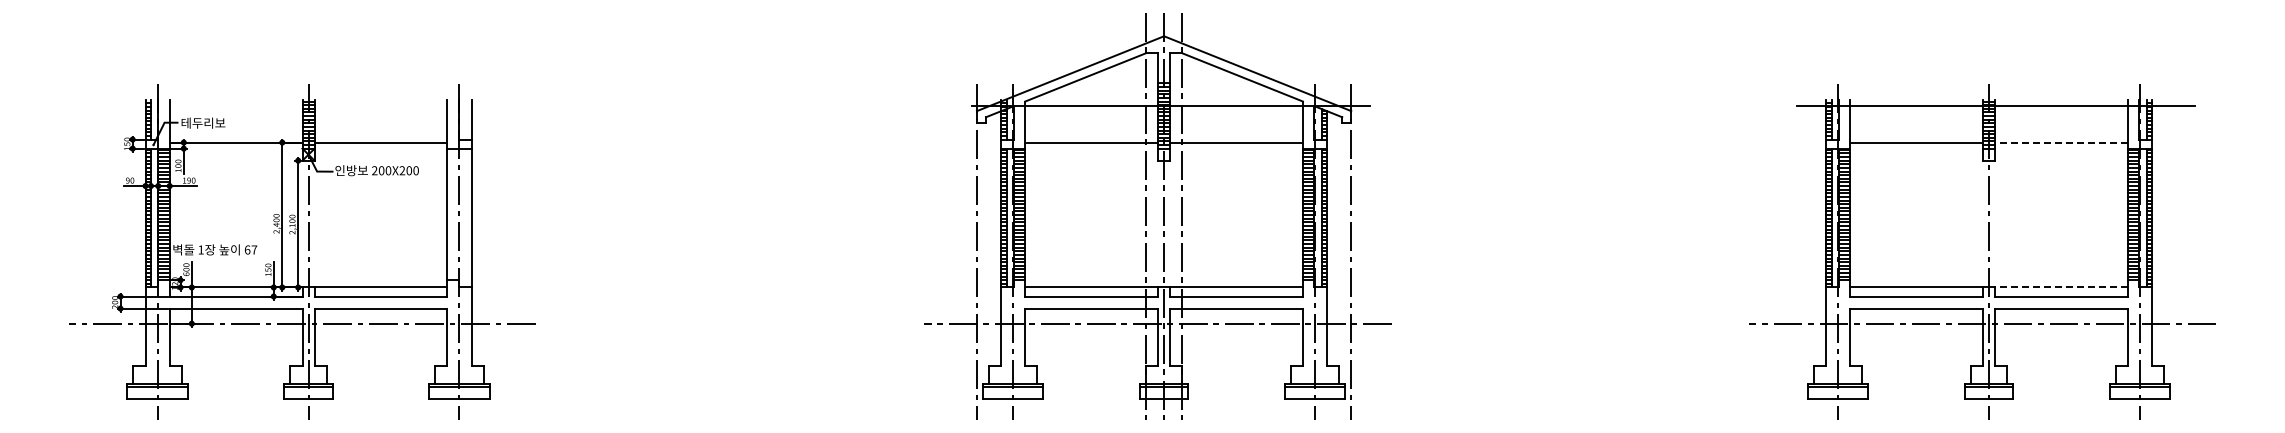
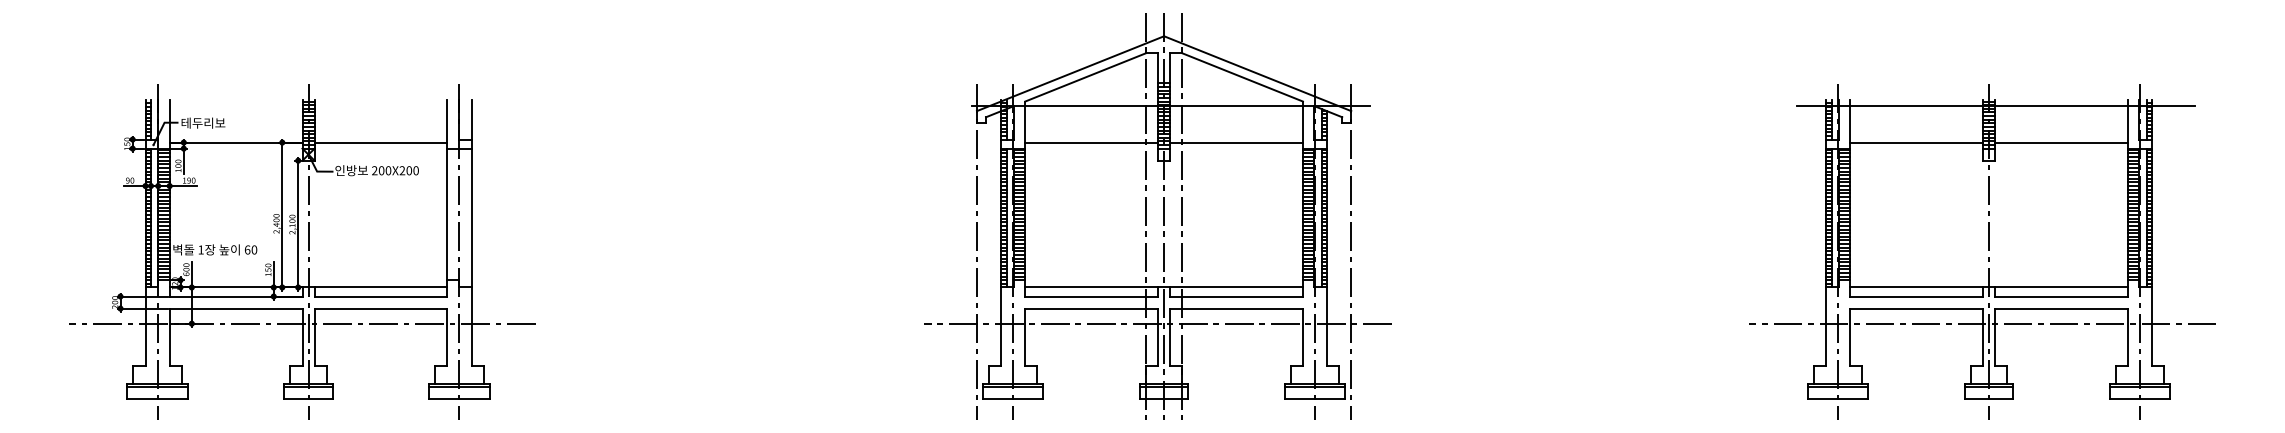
line: dashed -> solid (2061, 142)
text: 67 -> 60 (254, 249)
line: dashed -> solid (2061, 287)
